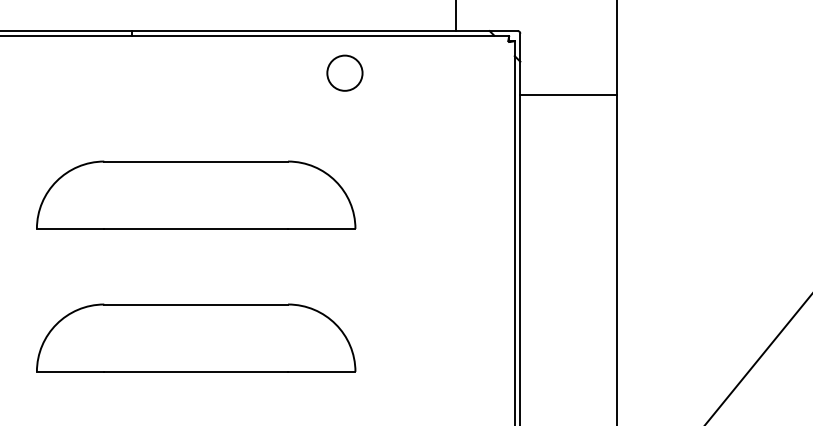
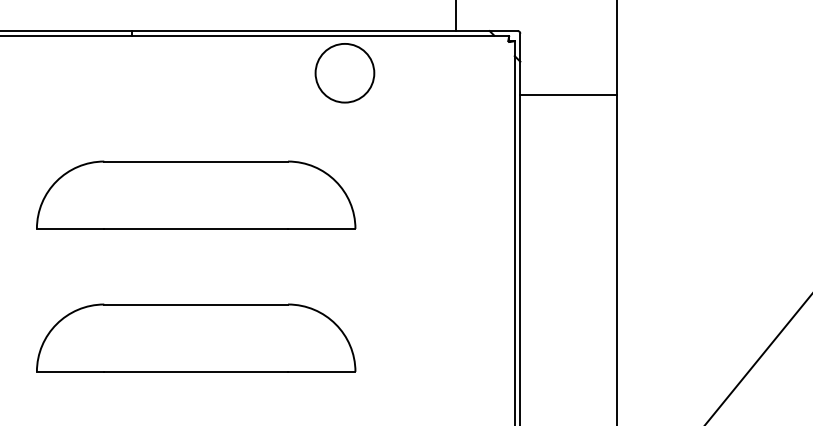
circle diameter: 35 px -> 59 px (344, 72)
